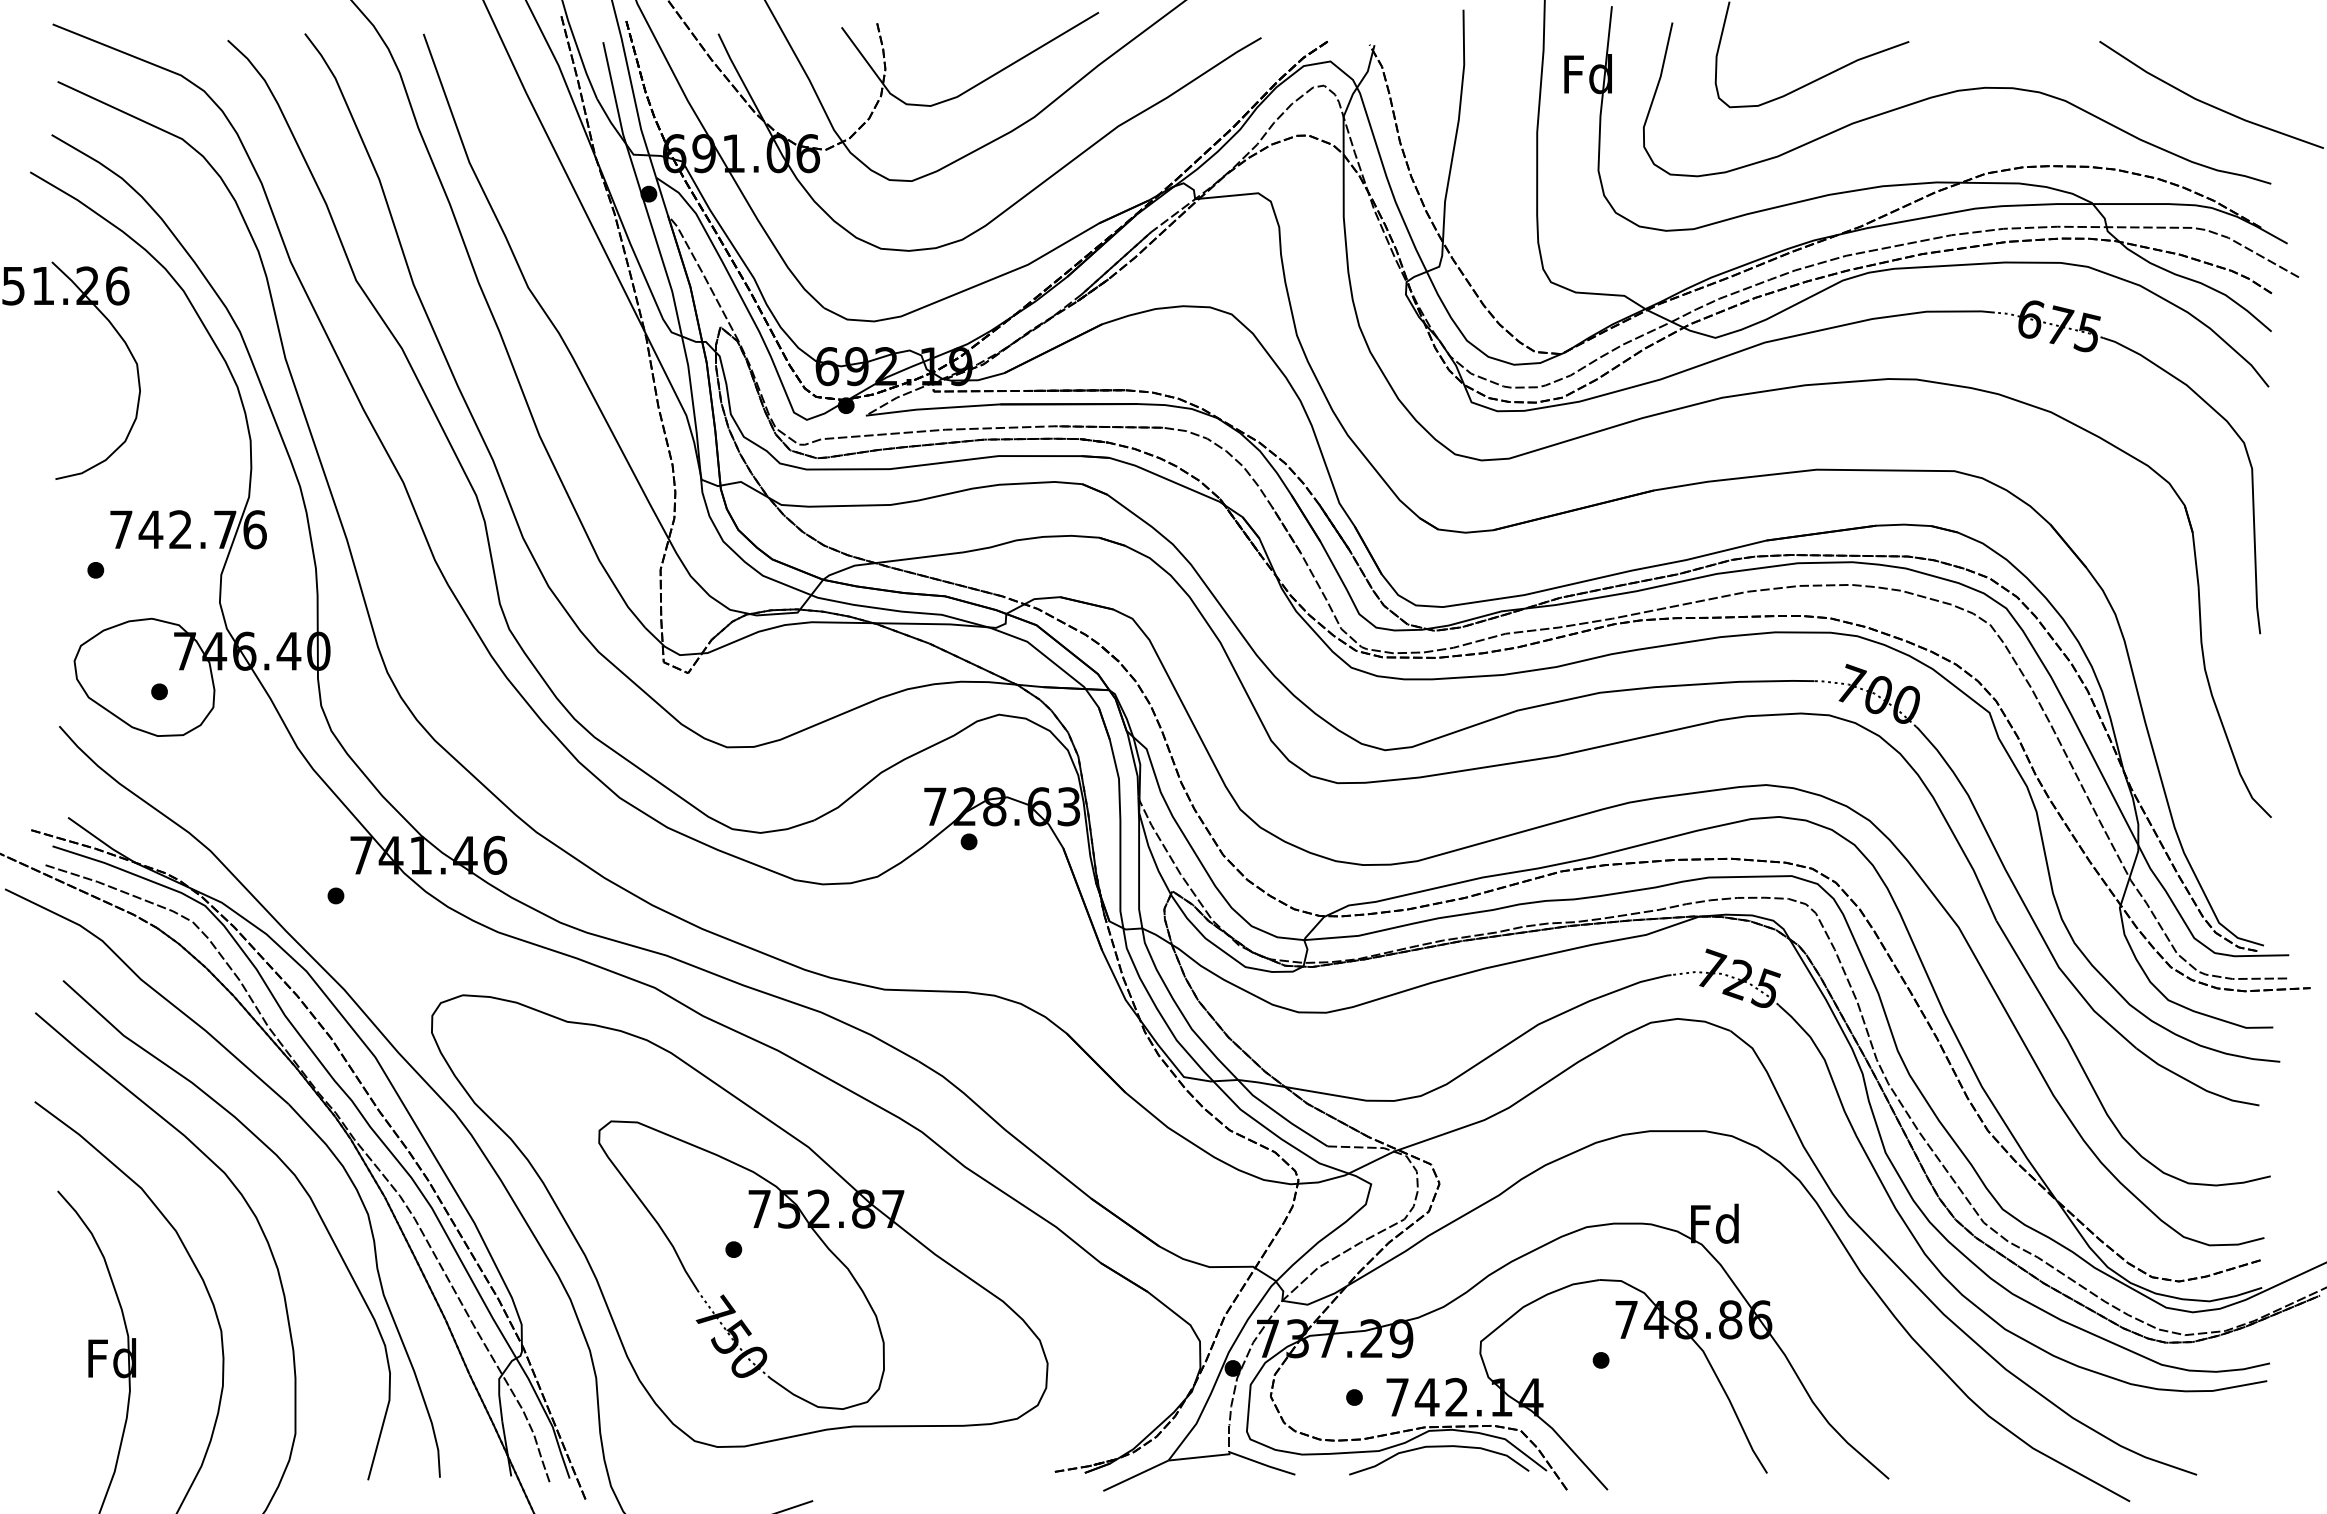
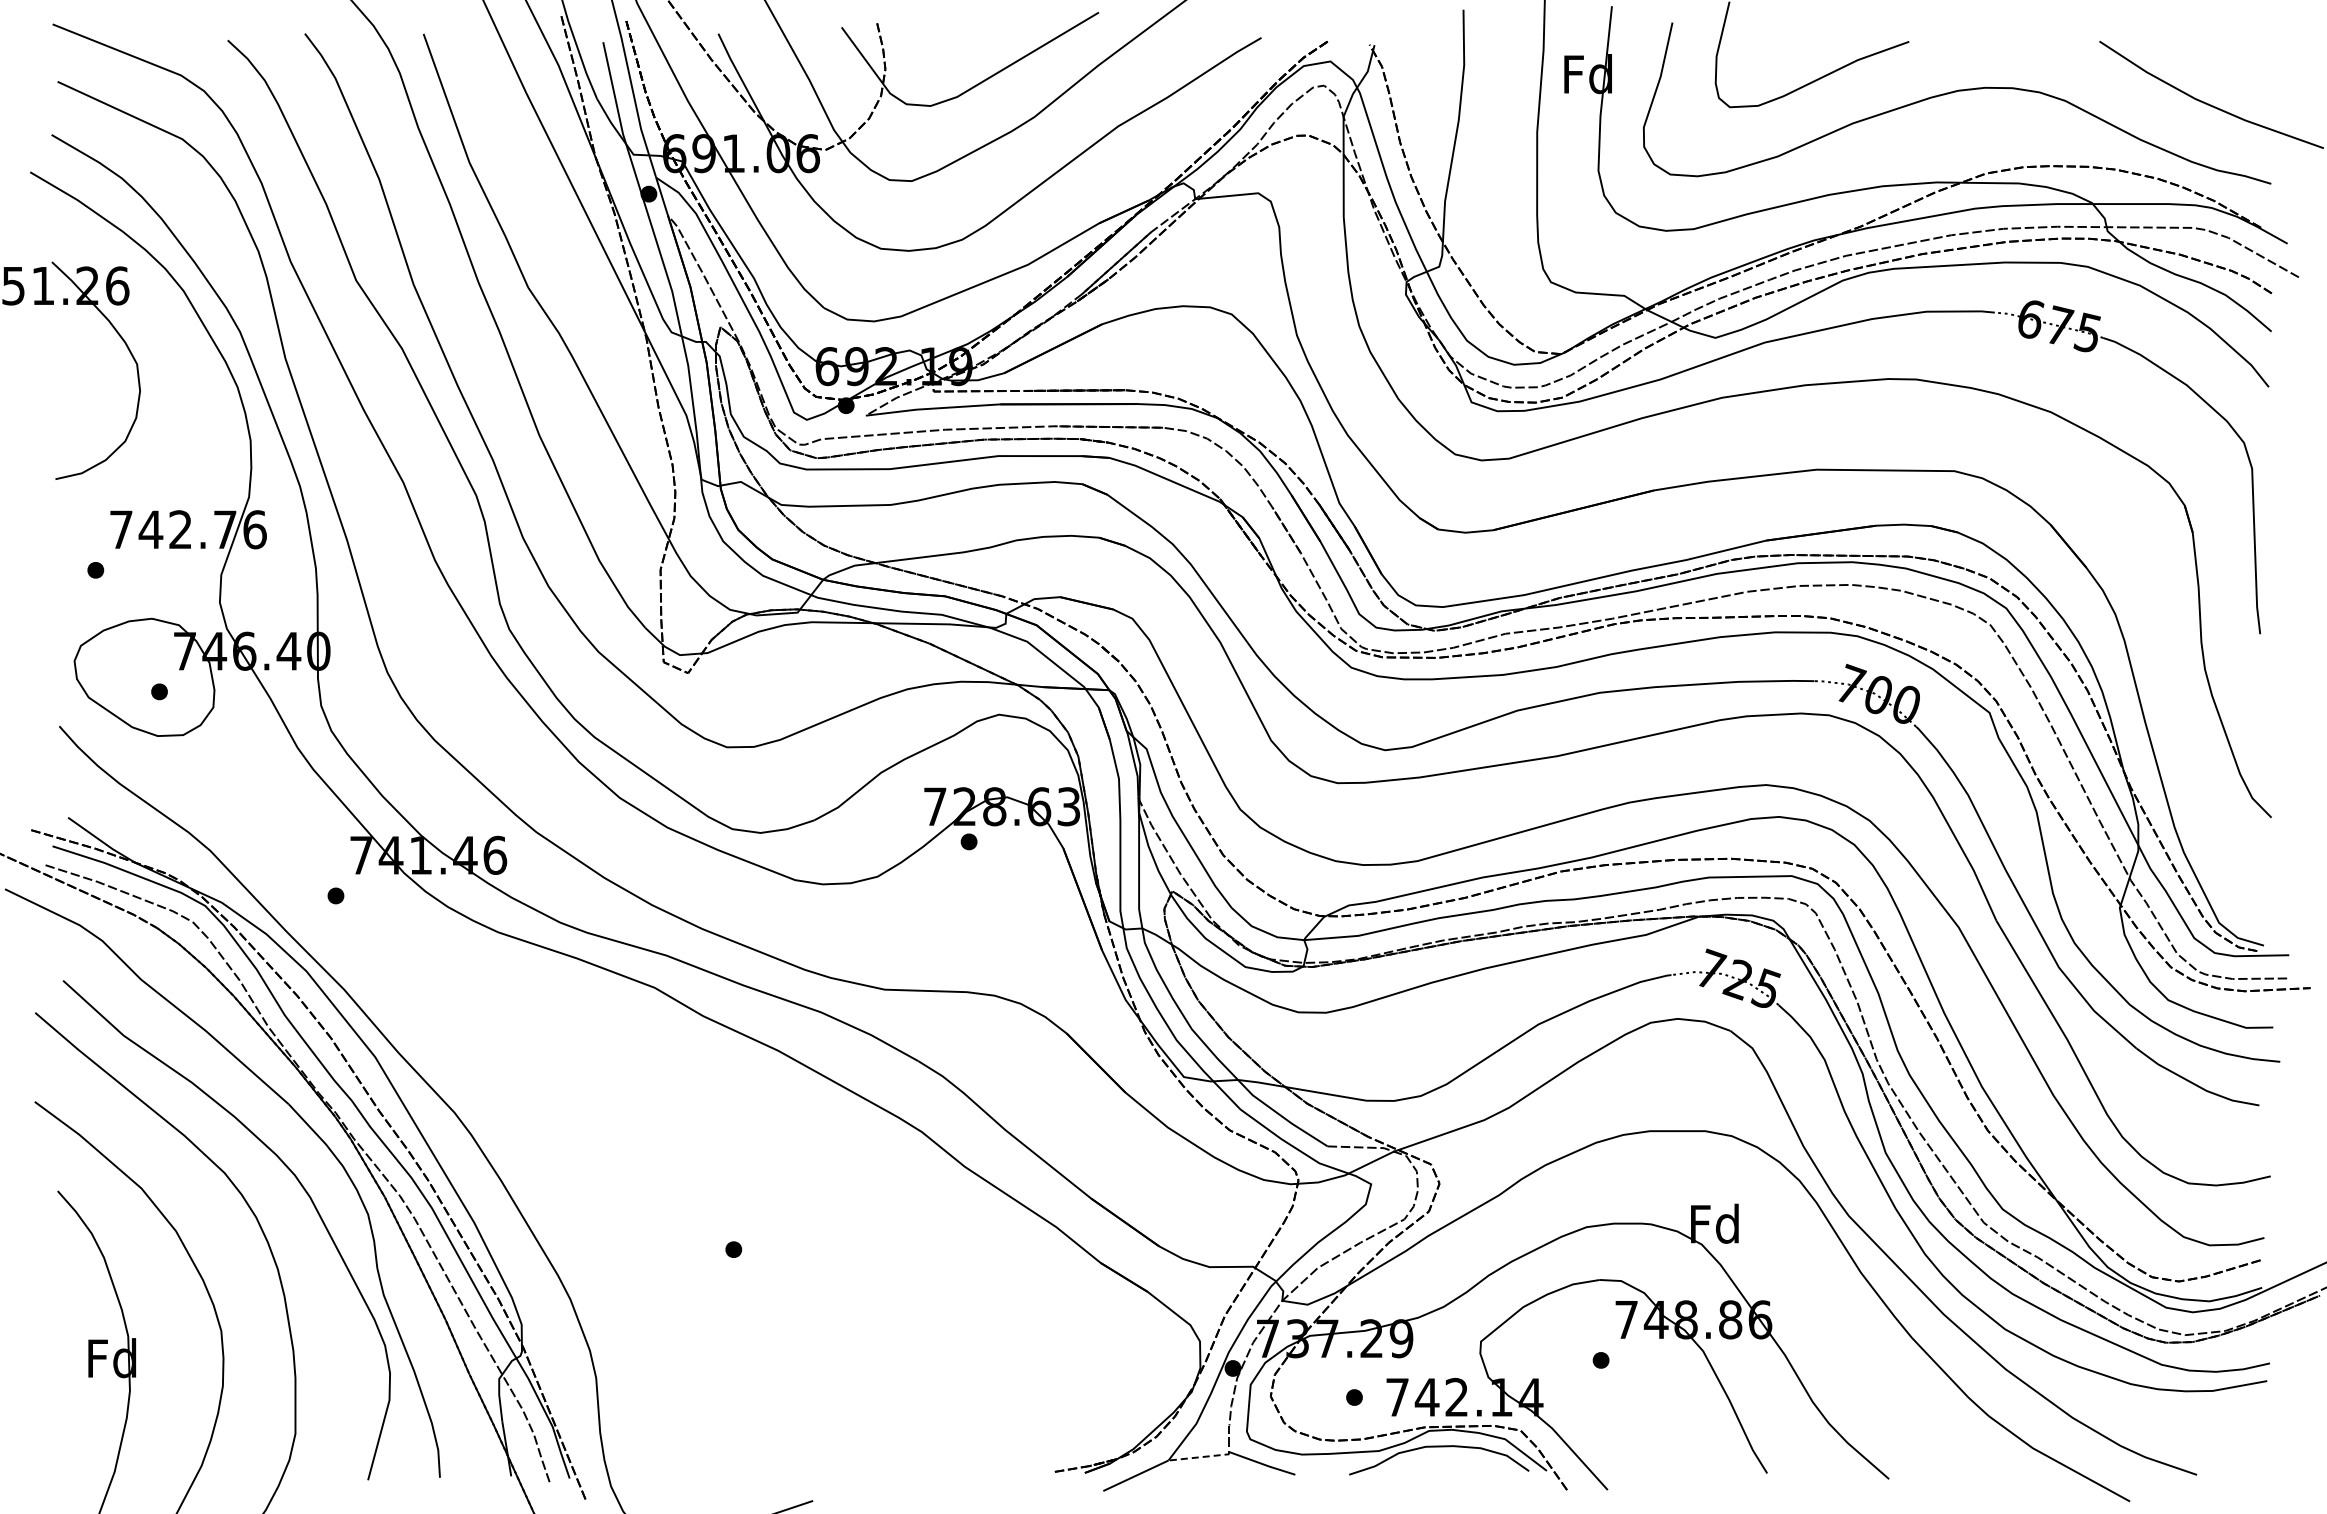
part: present -> none (739, 1220)
line: solid -> dashed (1200, 1457)
